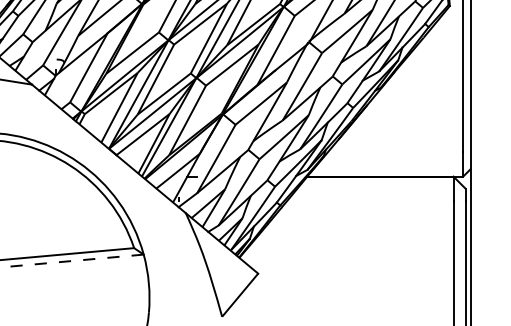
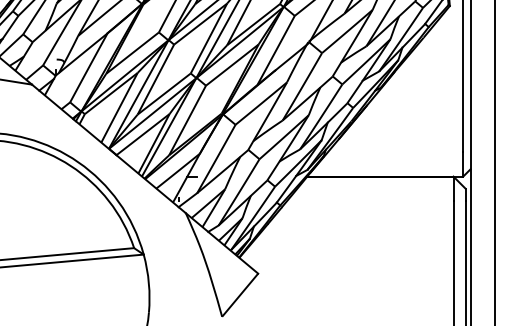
line: none -> present (494, 162)
line: dashed -> solid (72, 261)
